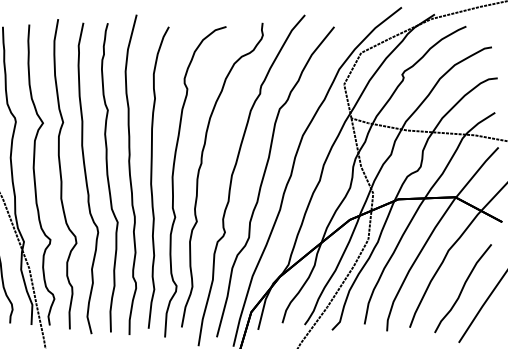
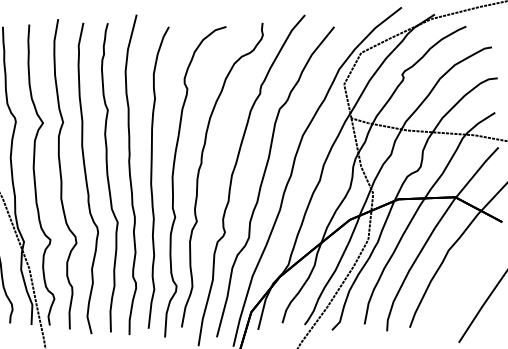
curve: present -> none (462, 288)
